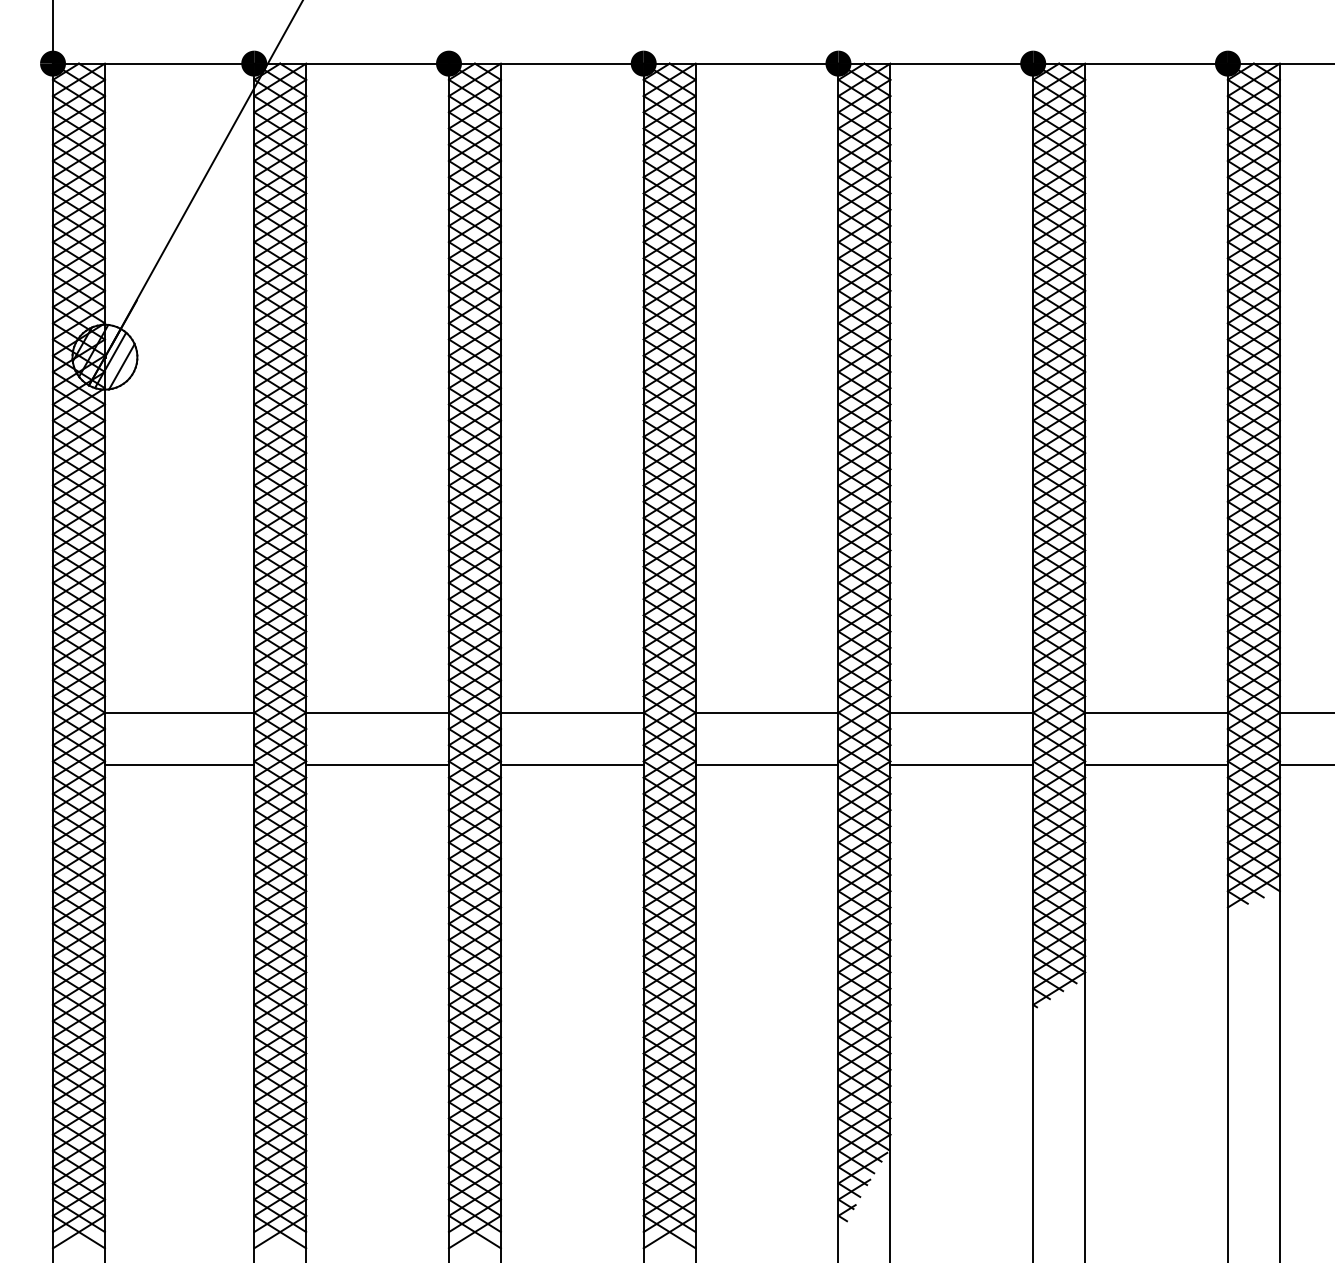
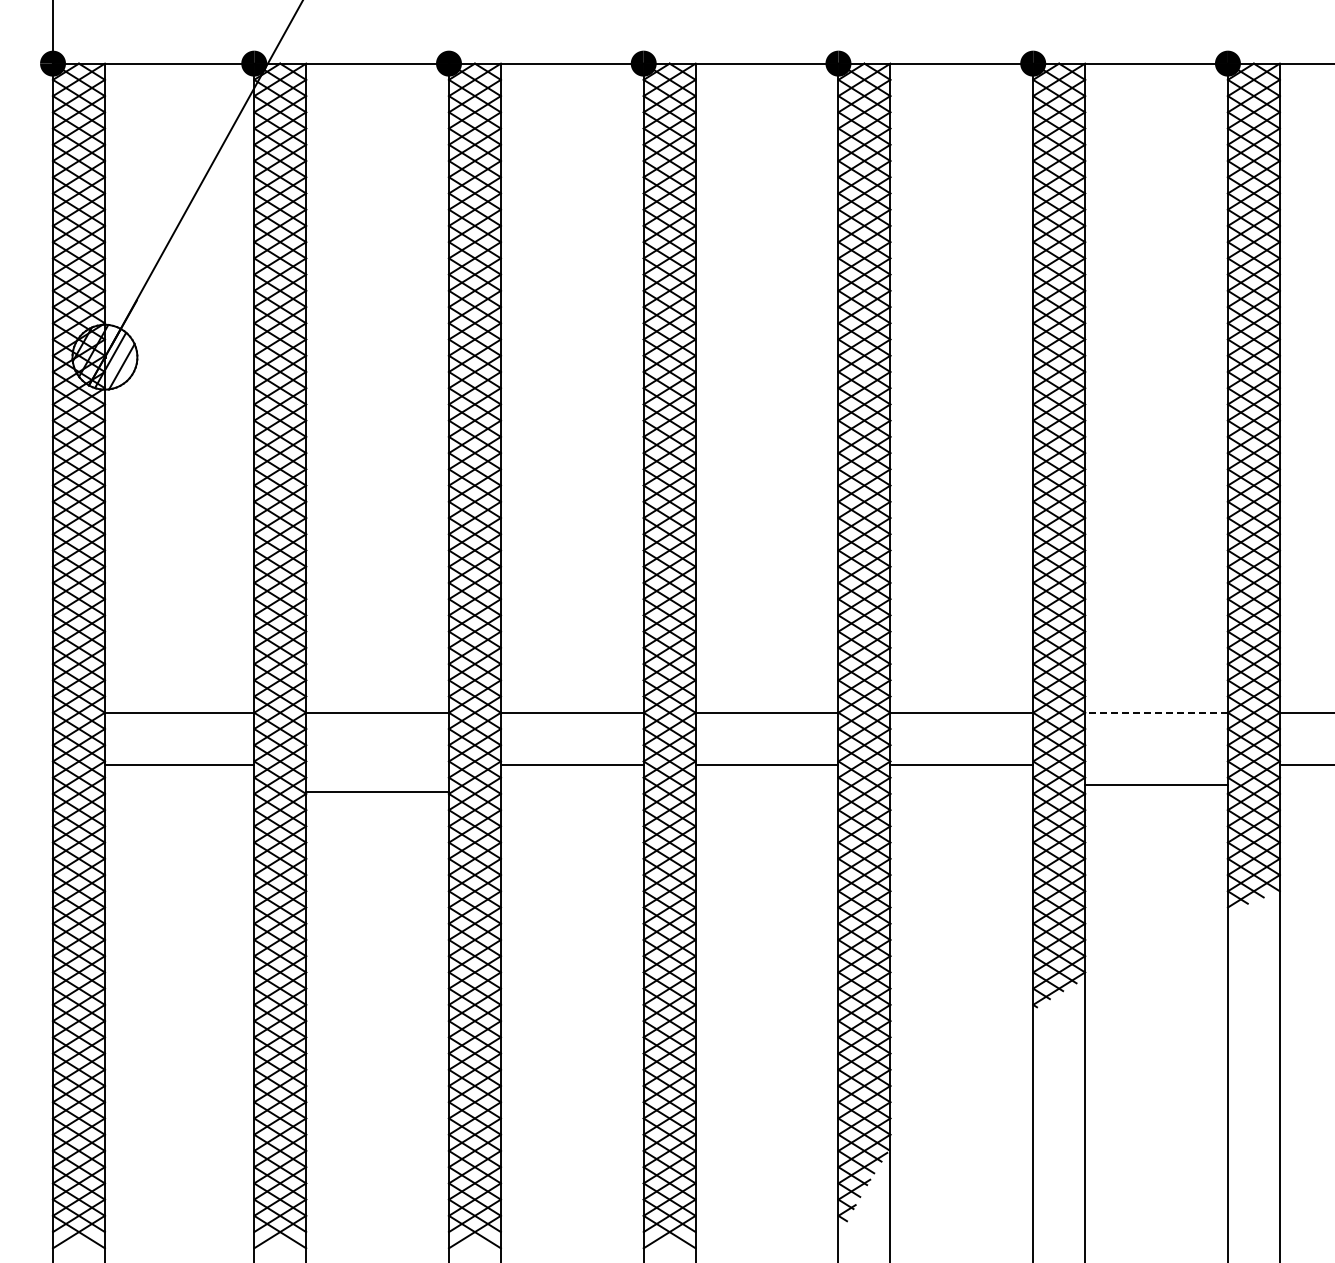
line: solid -> dashed (1156, 712)
line position: (377, 764) -> (377, 791) (377, 791)
line position: (1156, 764) -> (1156, 784) (1156, 784)
